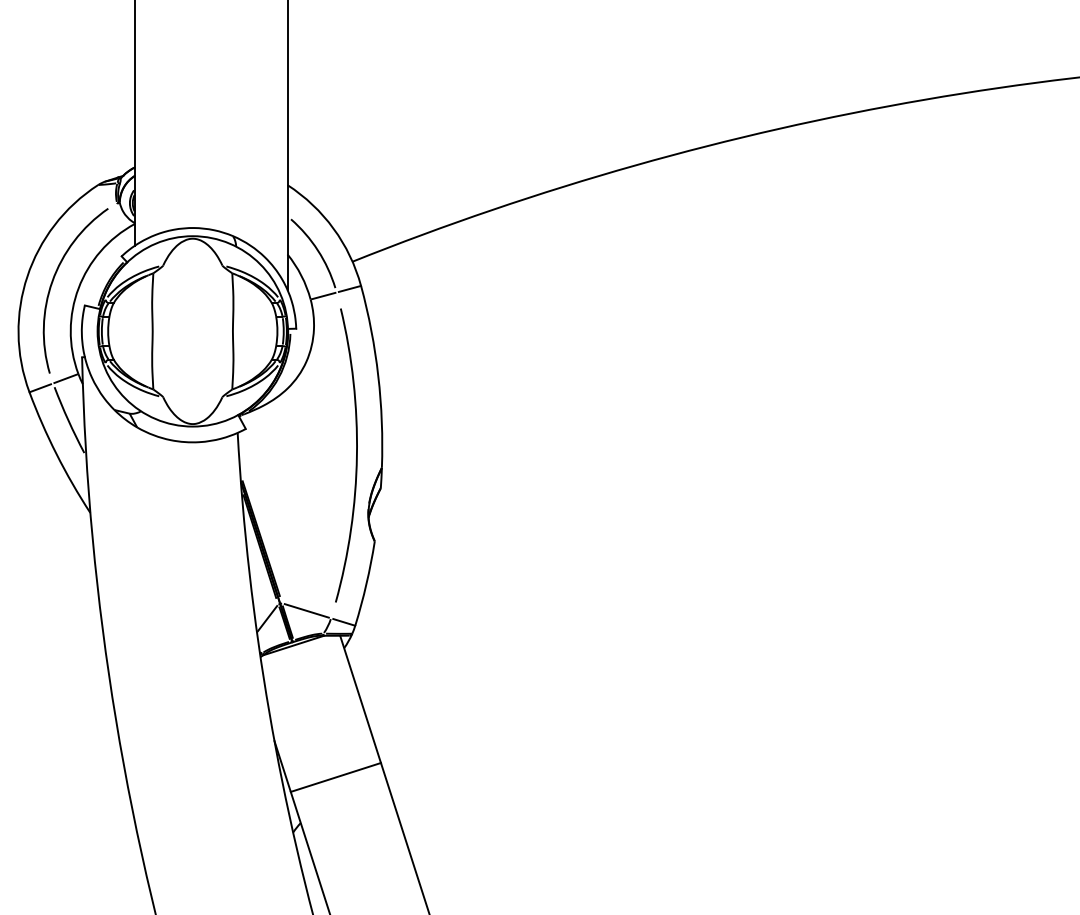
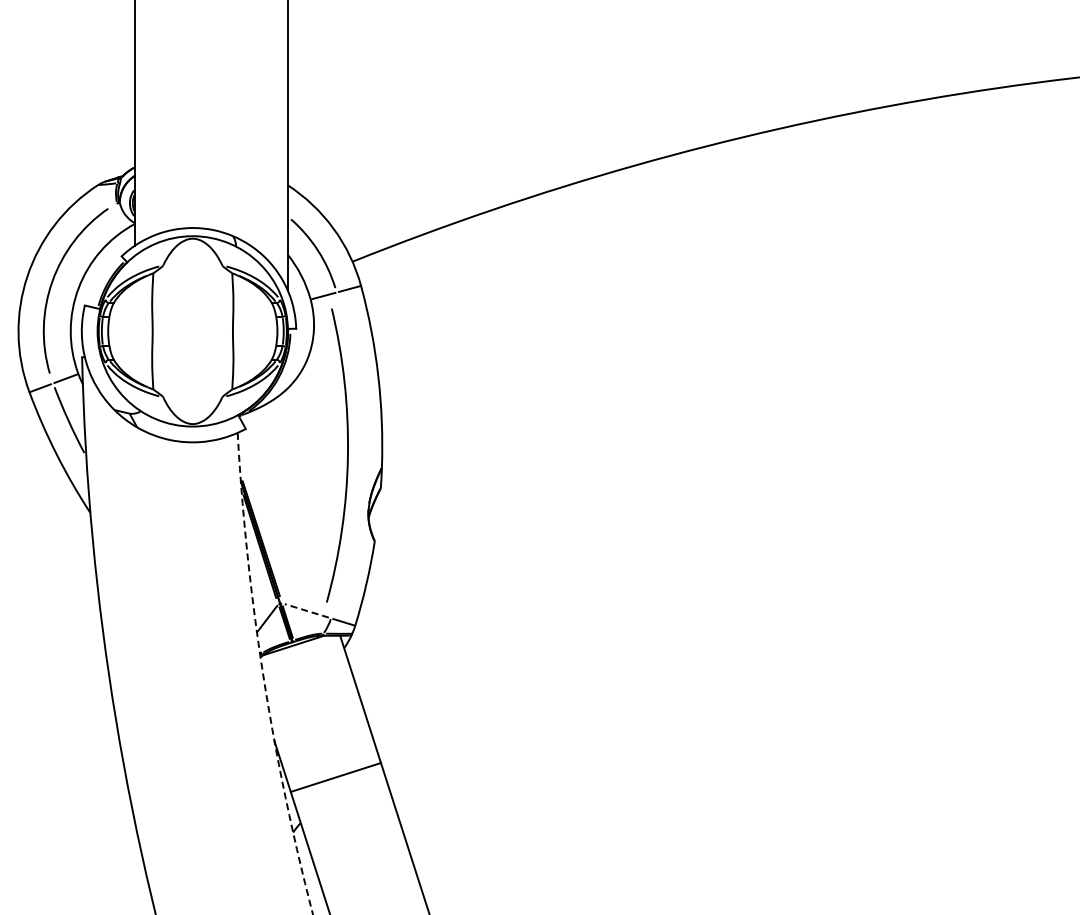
arc position: (356, 455) -> (347, 455) (347, 455)
line: solid -> dashed (306, 610)
arc: solid -> dashed (263, 675)
